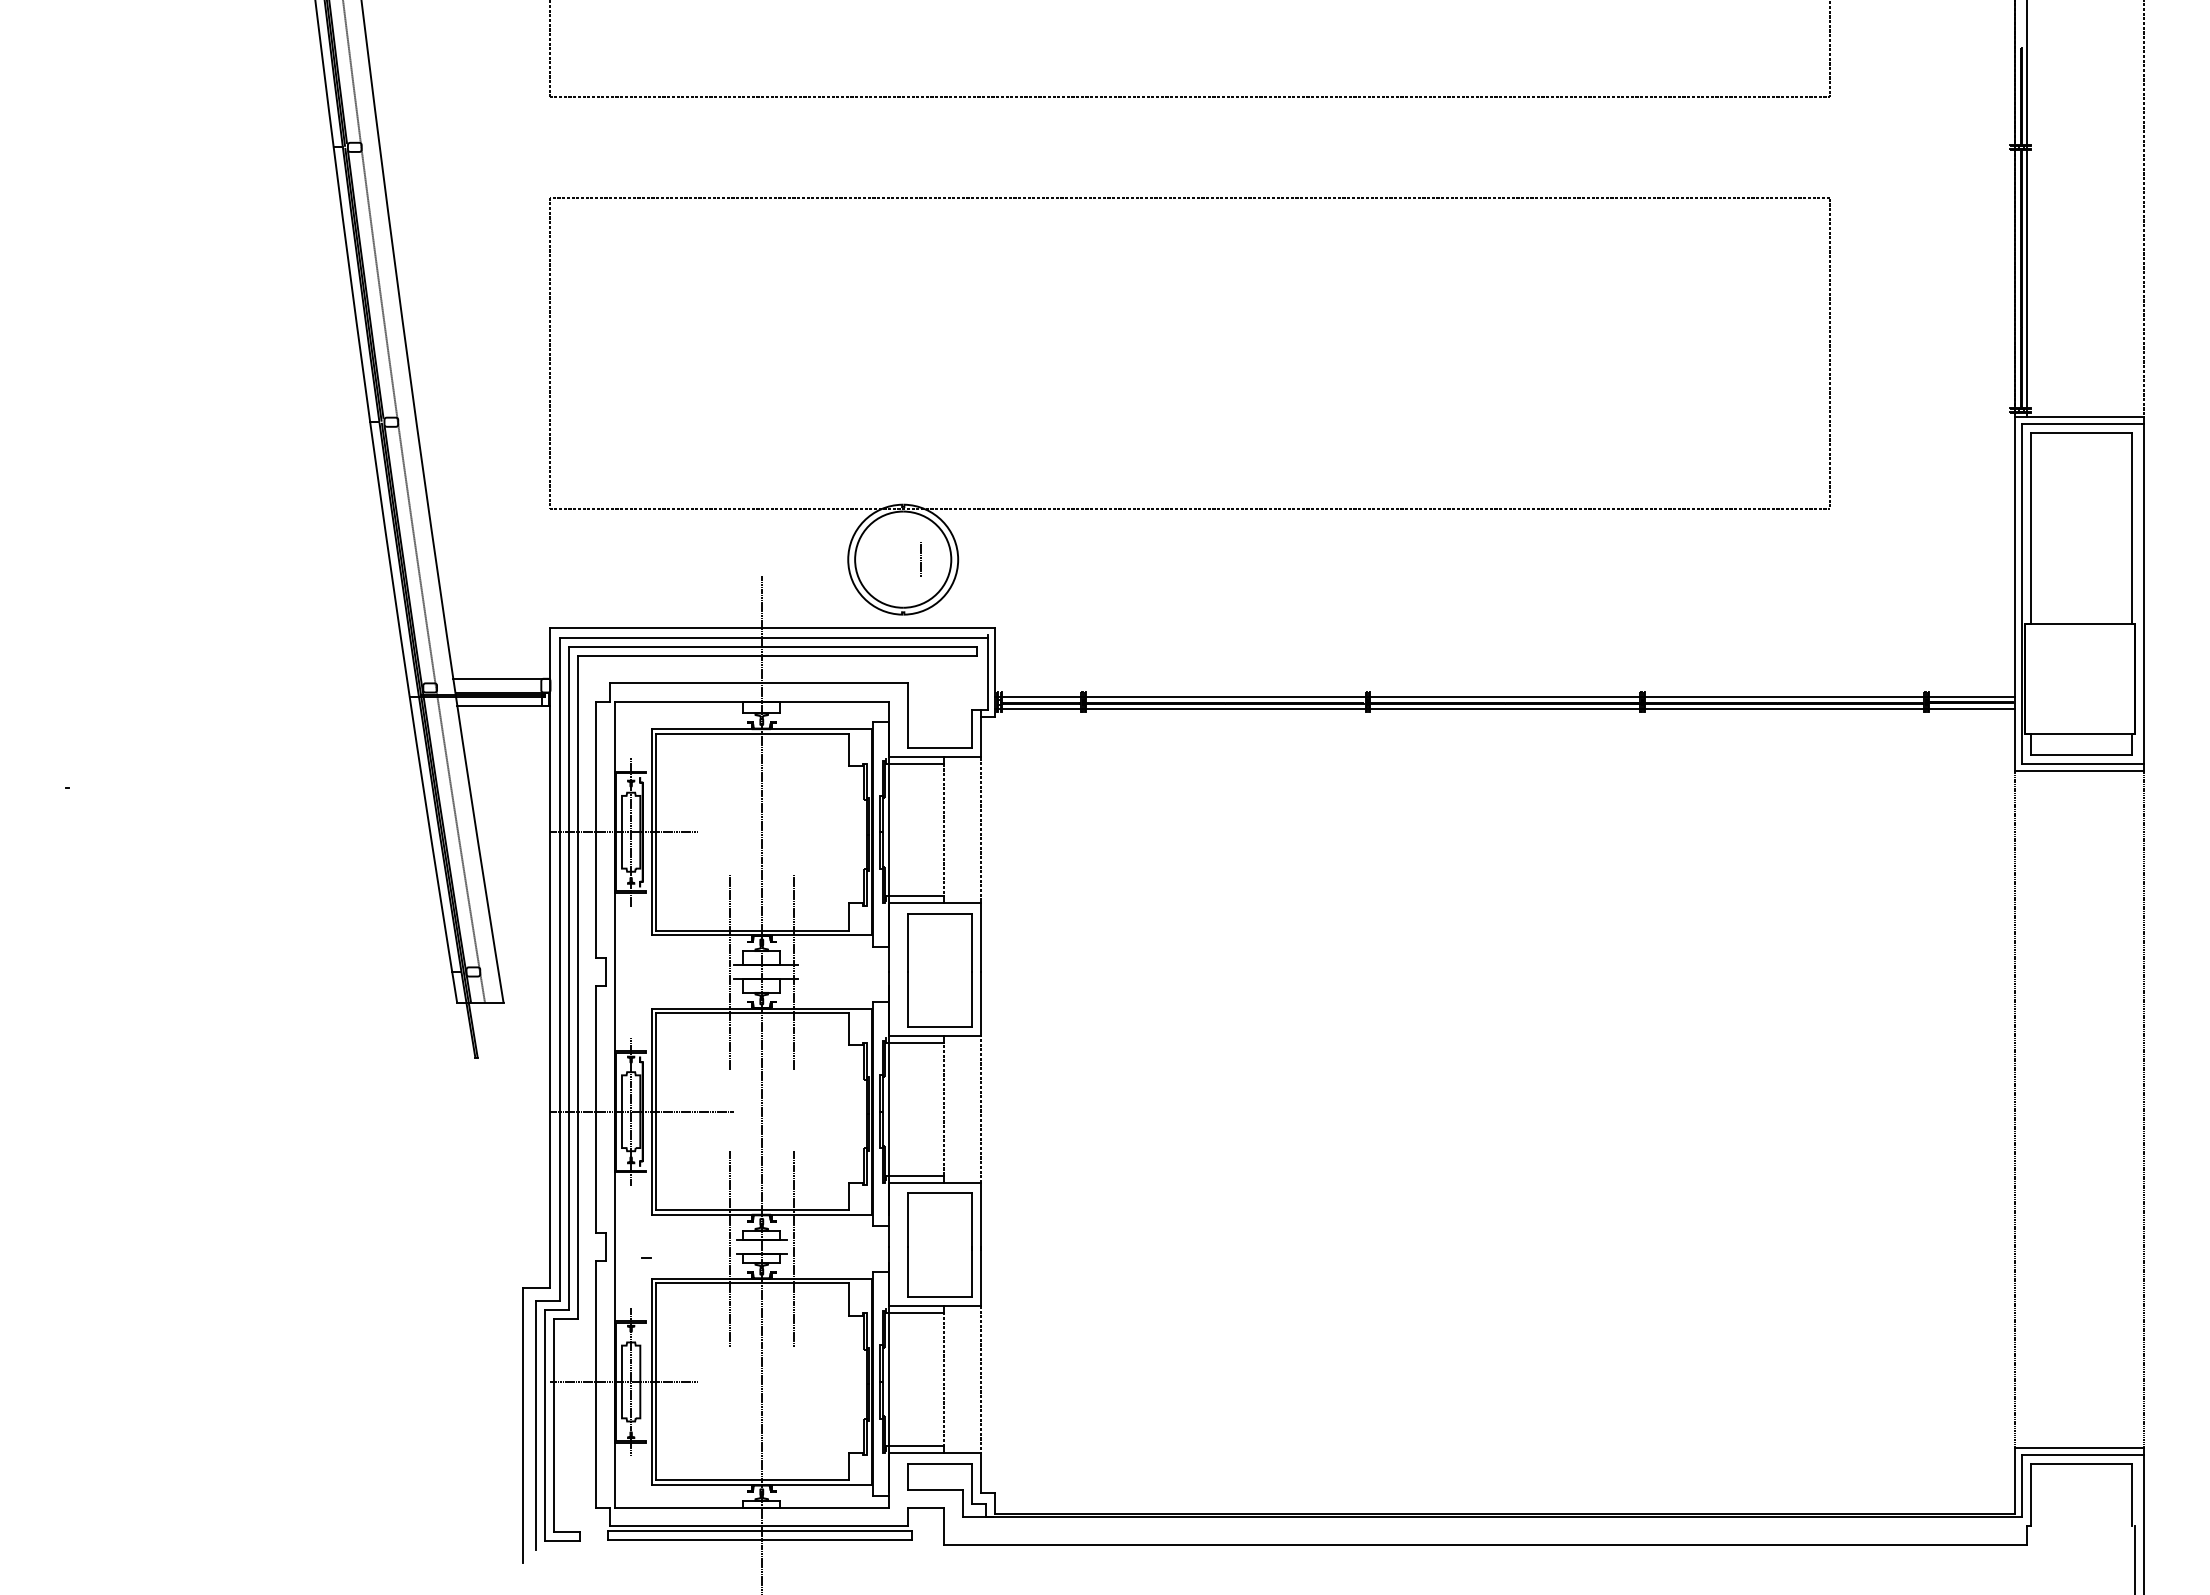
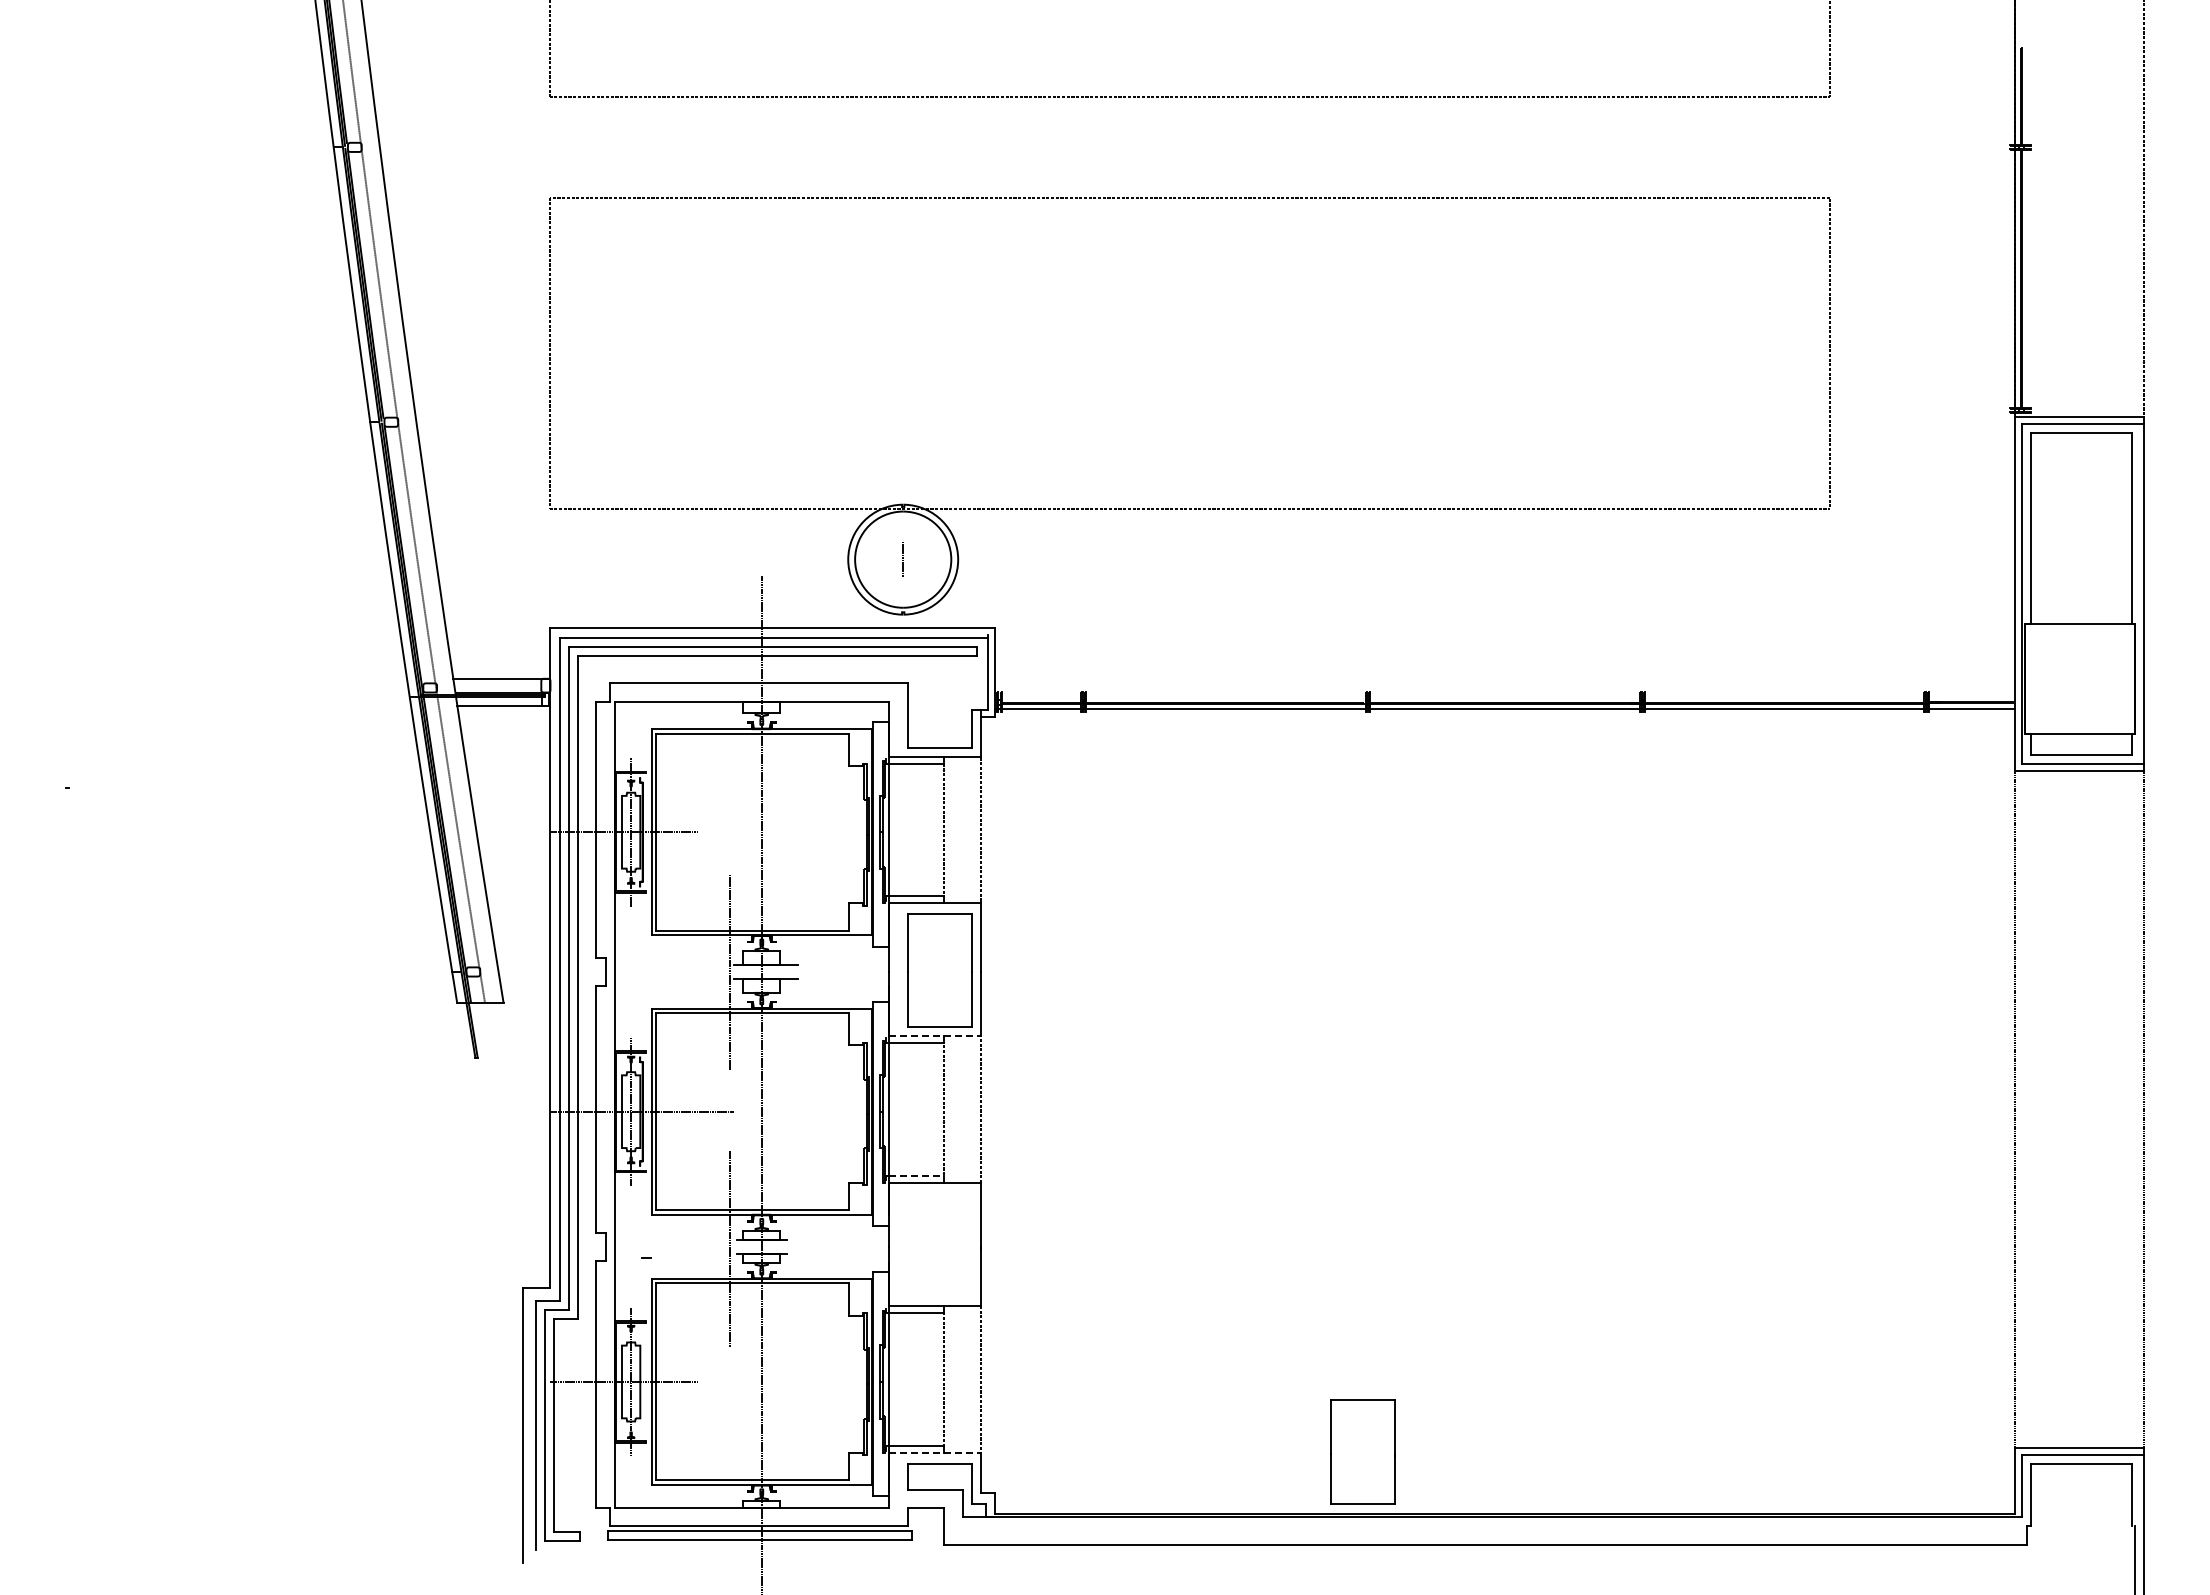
line: present -> none (2026, 209)
line position: (920, 558) -> (902, 558) (902, 558)
line: present -> none (1504, 697)
line: present -> none (793, 971)
line: solid -> dashed (935, 1036)
line: solid -> dashed (917, 1175)
part position: (939, 1244) -> (1362, 1451) (1362, 1451)
line: present -> none (793, 1248)
line: solid -> dashed (935, 1452)
